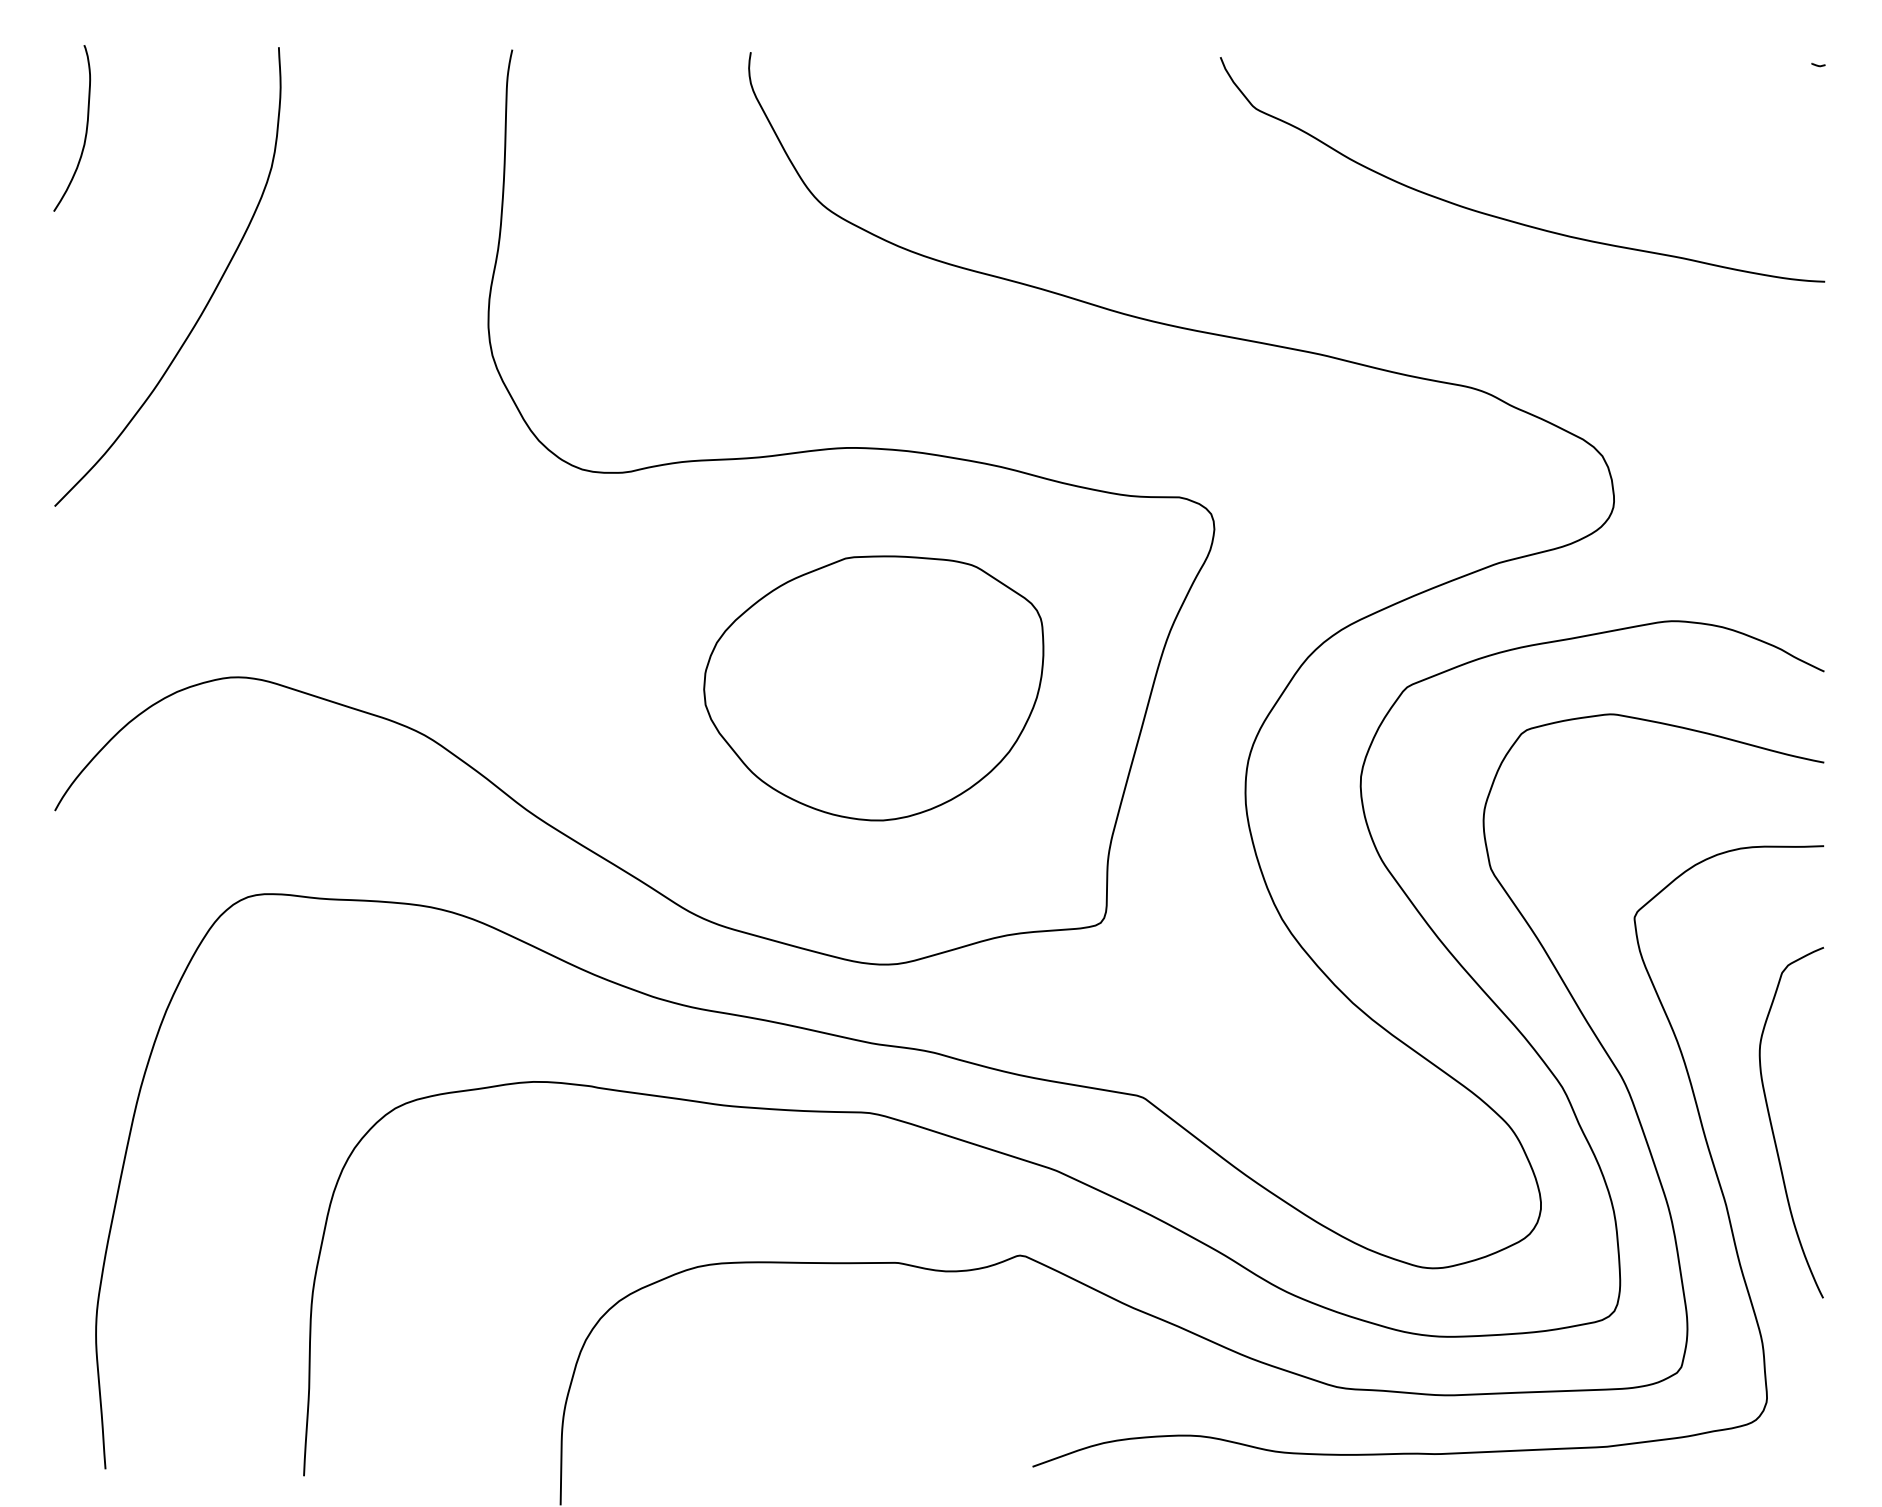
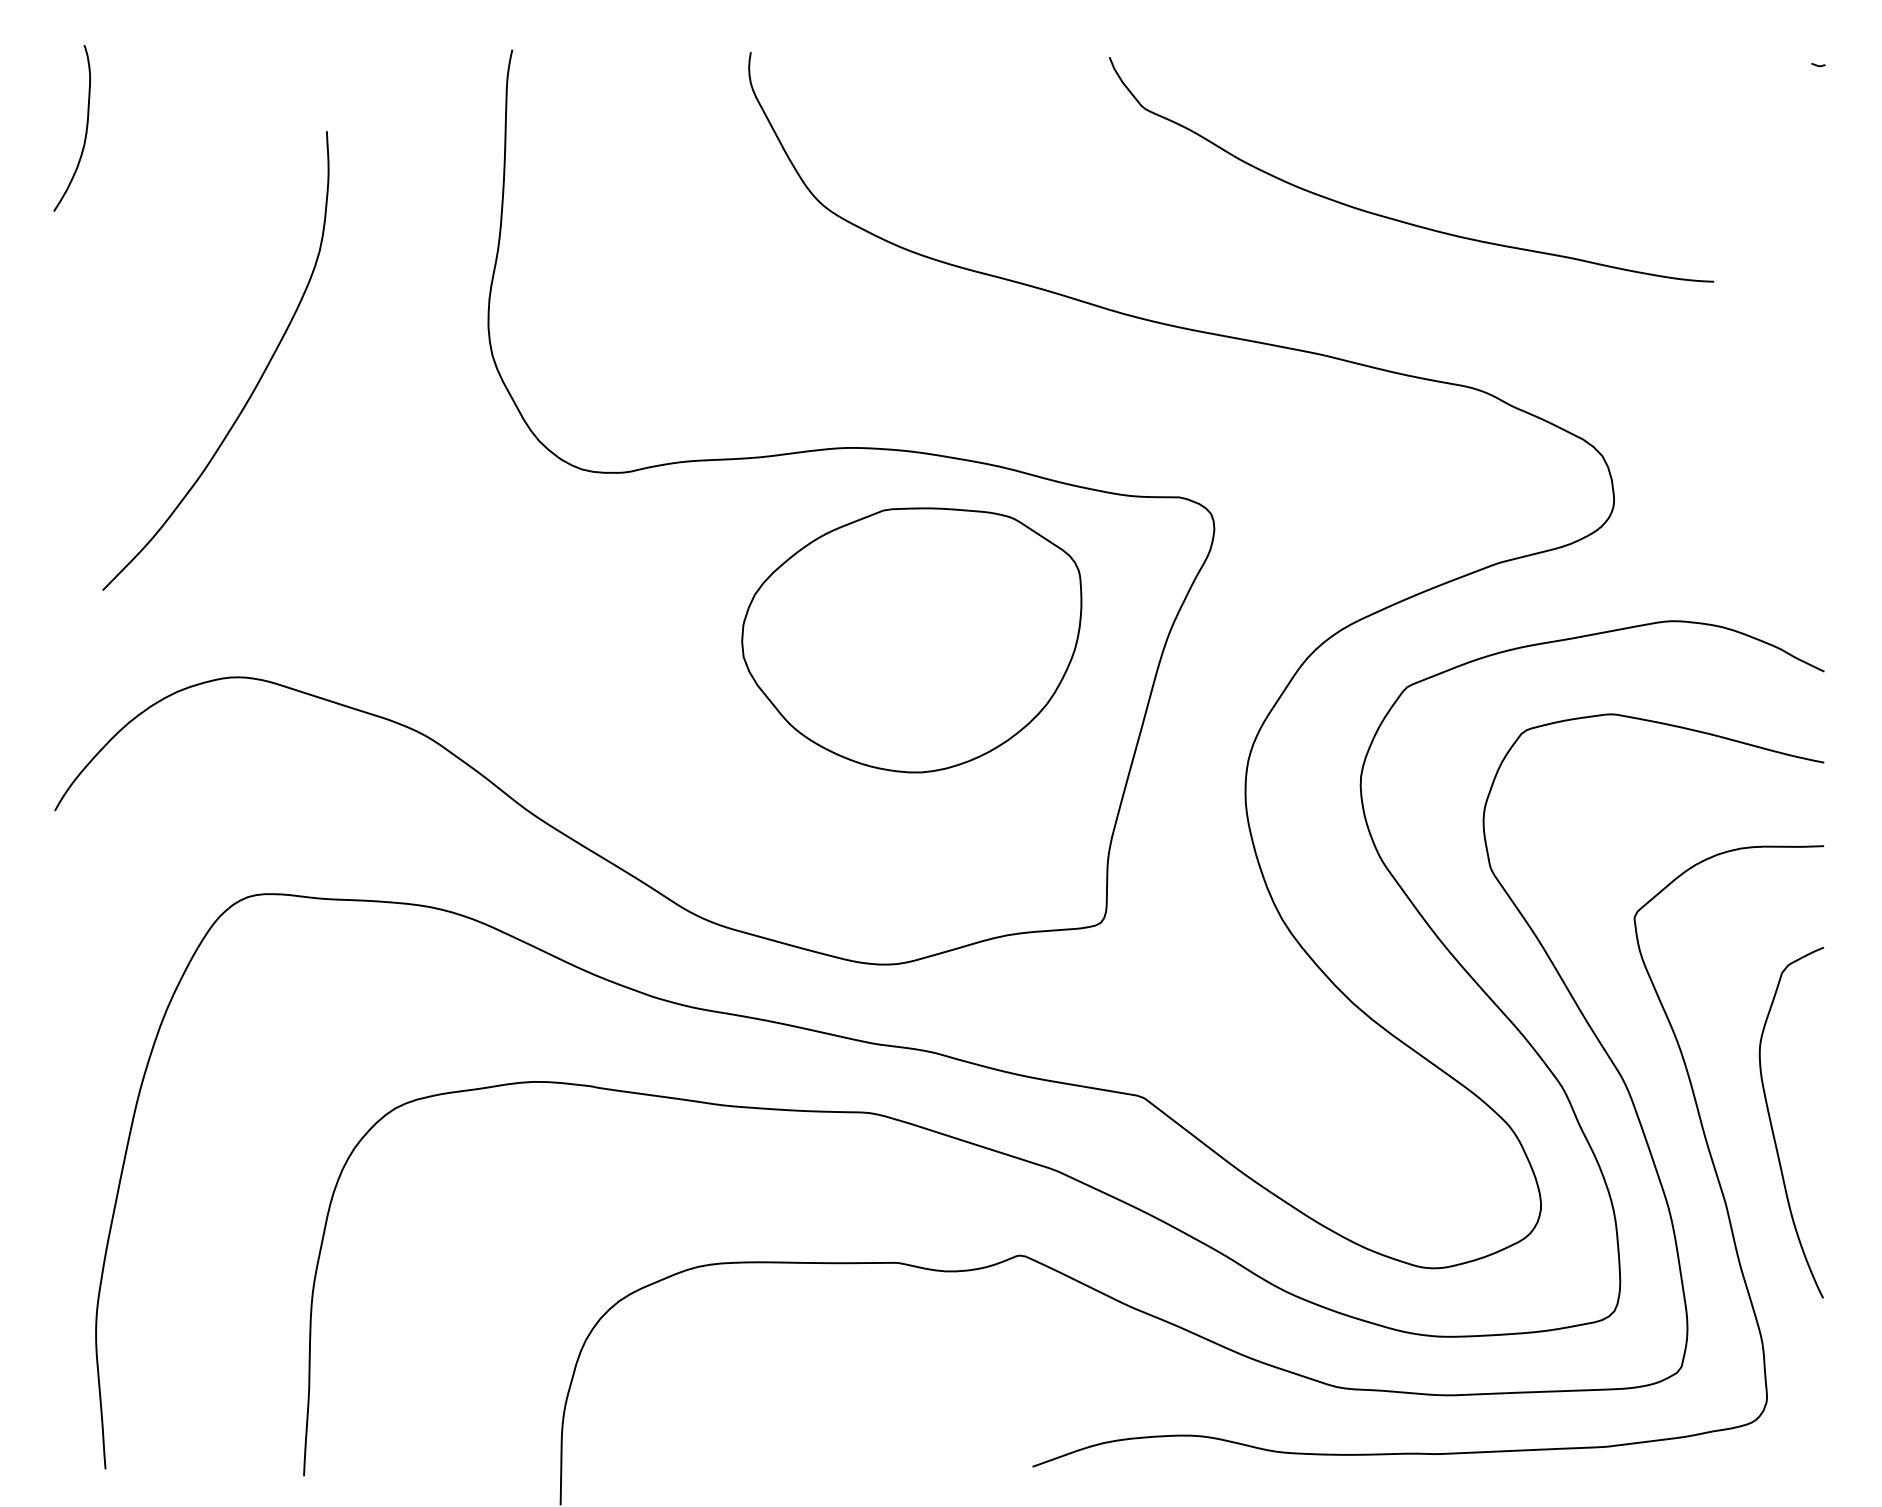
curve position: (1509, 219) -> (1398, 219) (1398, 219)
curve position: (208, 299) -> (256, 383) (256, 383)
part position: (873, 688) -> (911, 640) (911, 640)
